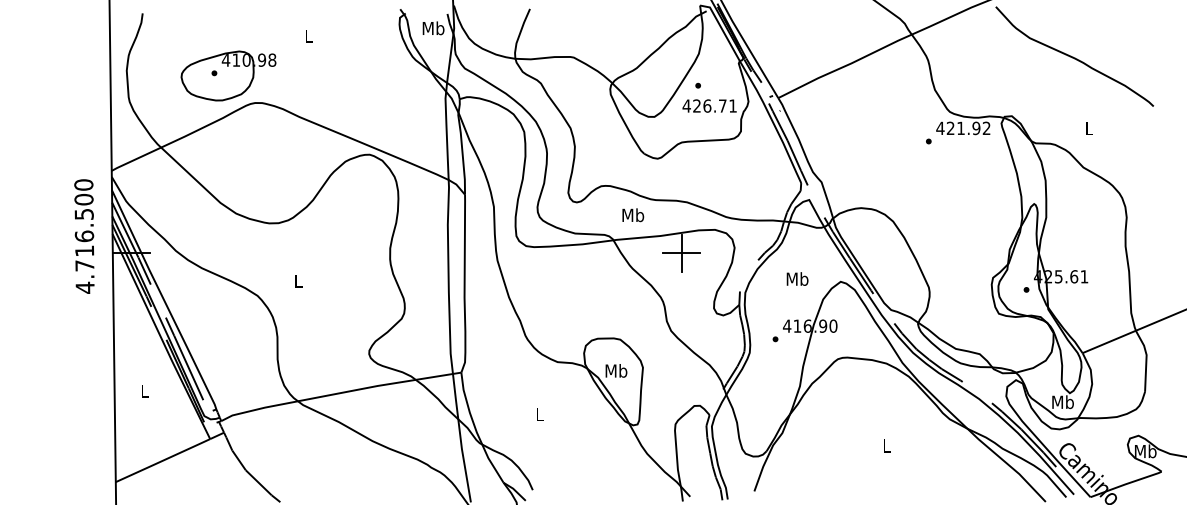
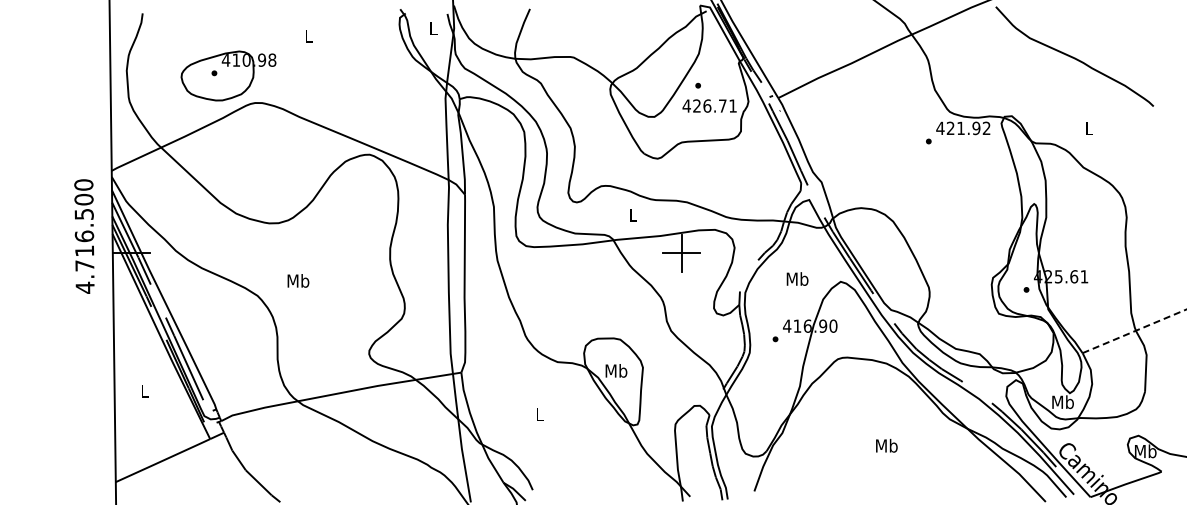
text: Mb -> L (433, 28)
text: Mb -> L (633, 215)
text: L -> Mb (298, 280)
line: solid -> dashed (1135, 331)
text: L -> Mb (886, 445)
